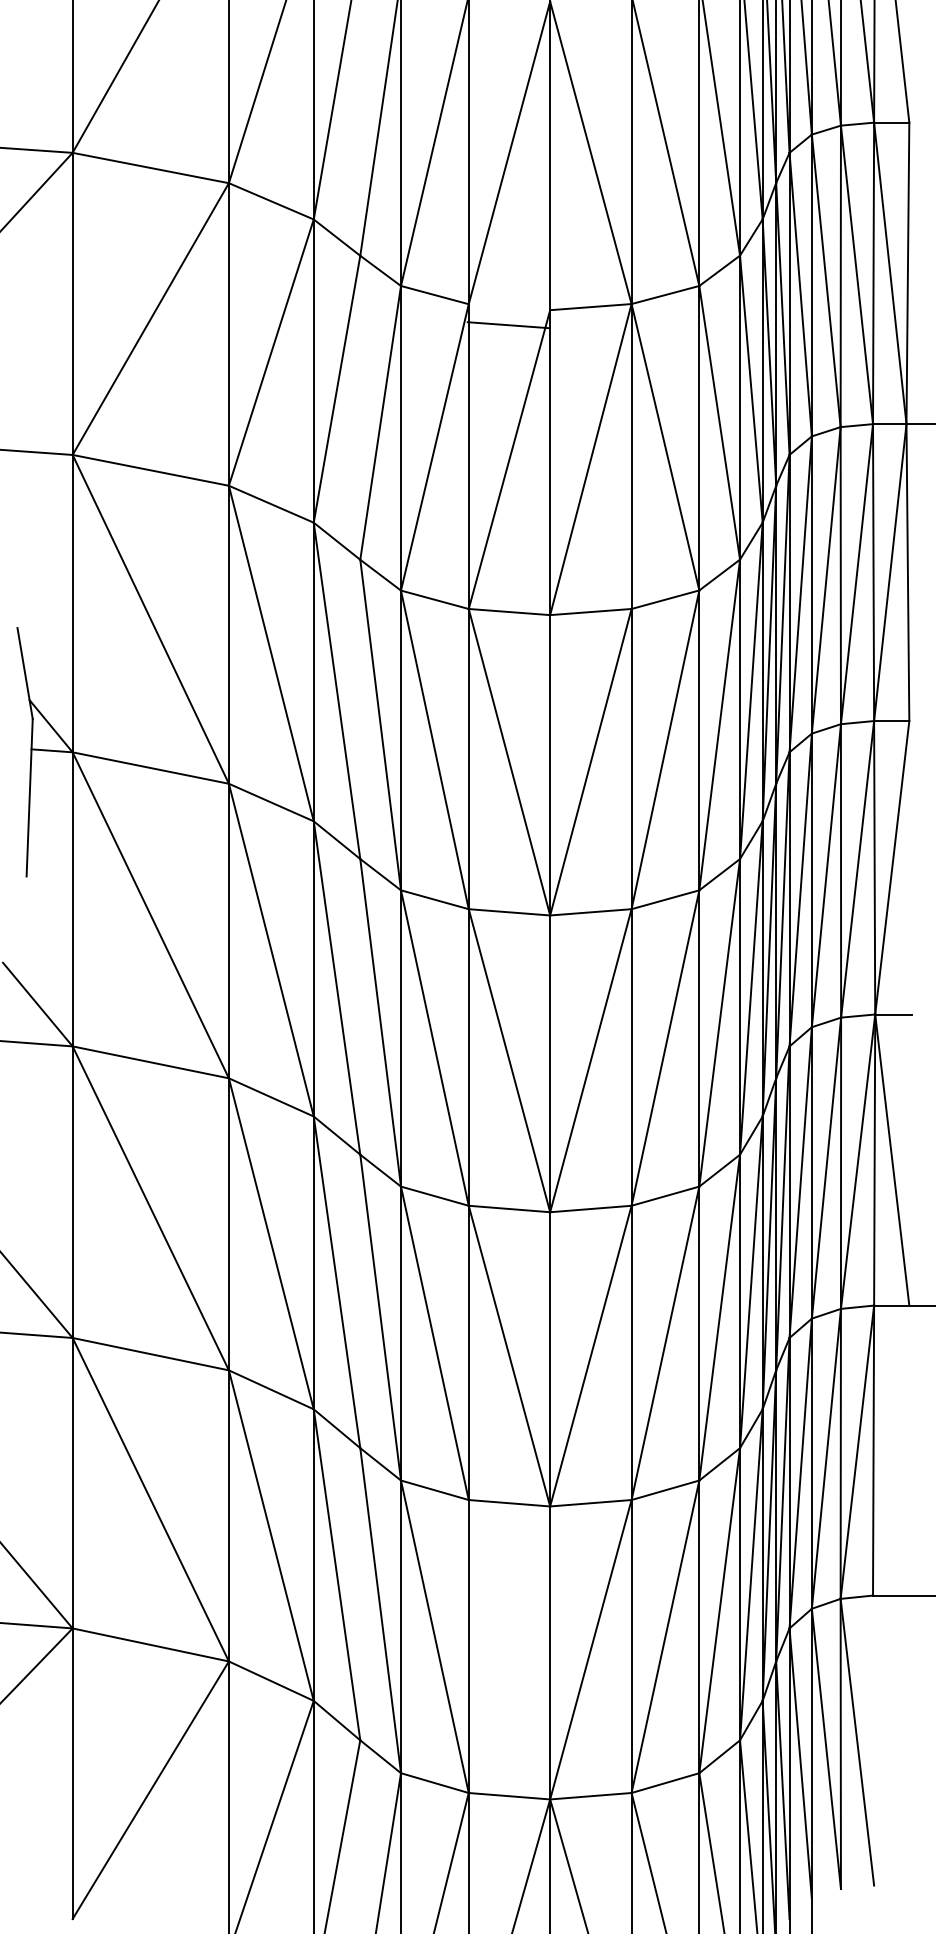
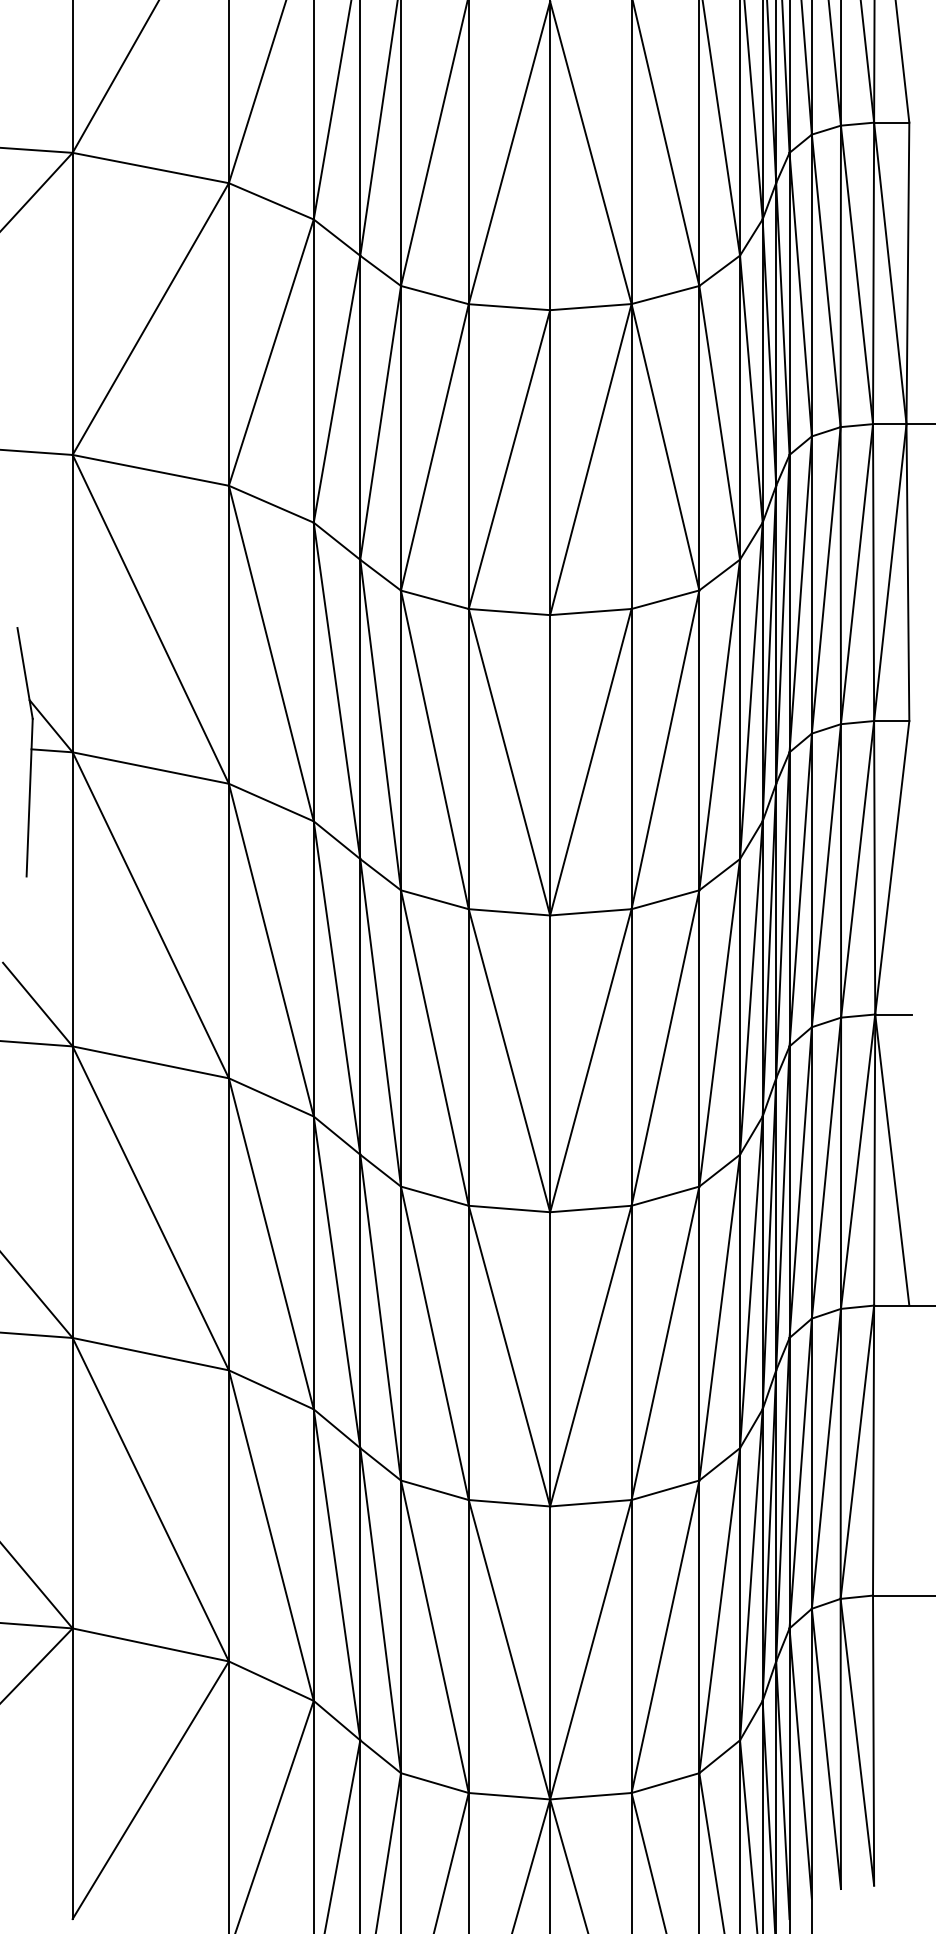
line position: (508, 325) -> (509, 307) (509, 307)
line: none -> present (360, 966)
line: none -> present (509, 1649)
line: none -> present (873, 1740)
